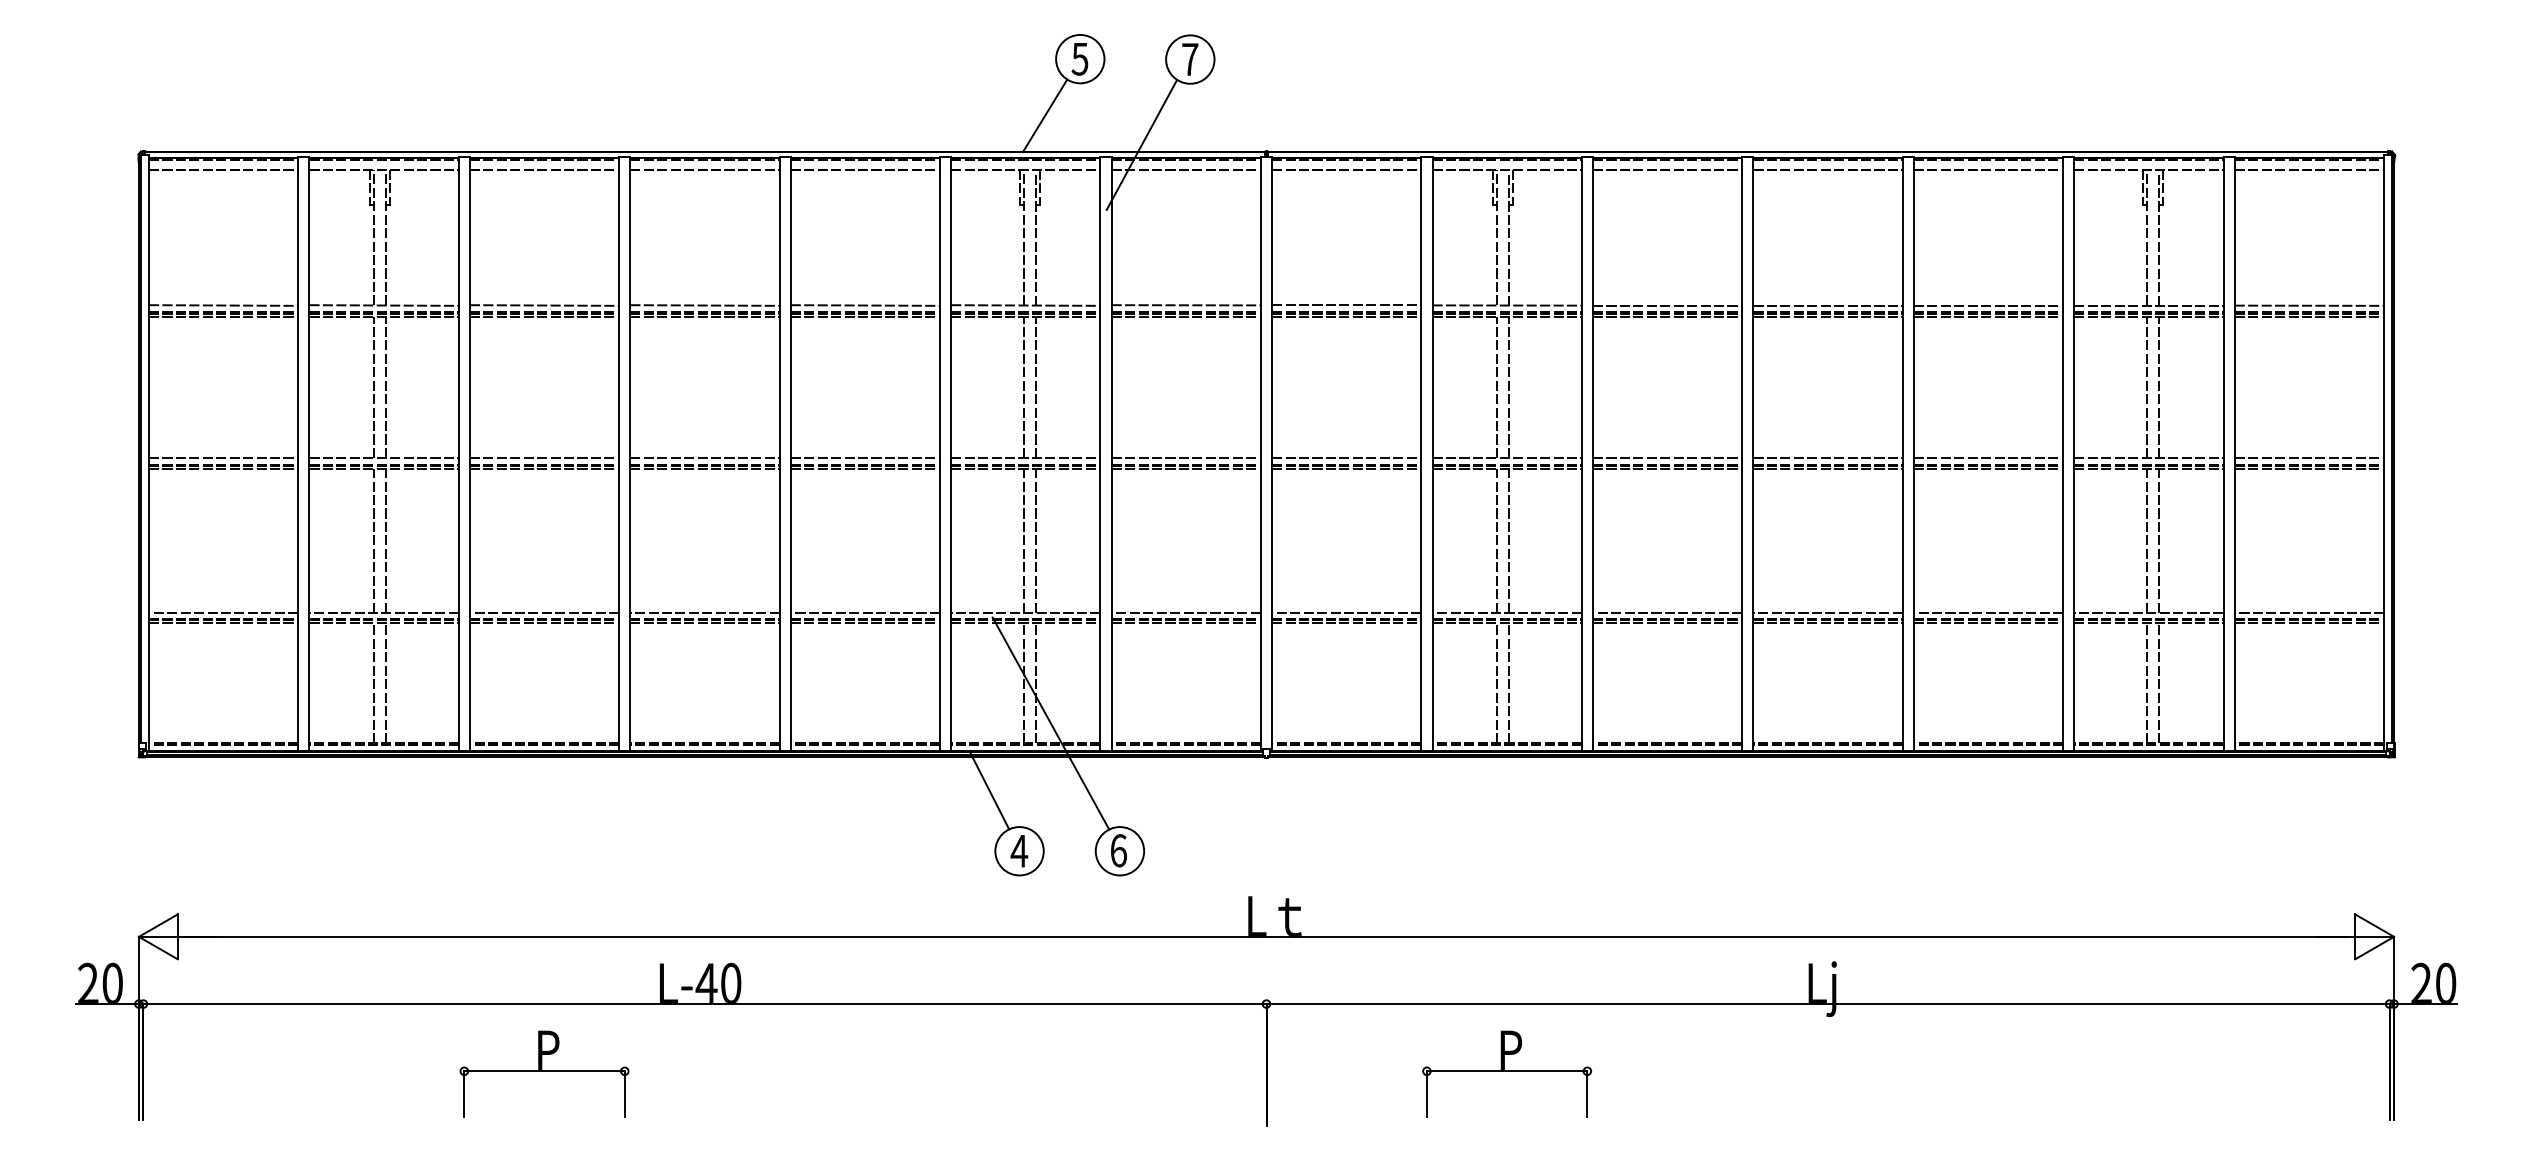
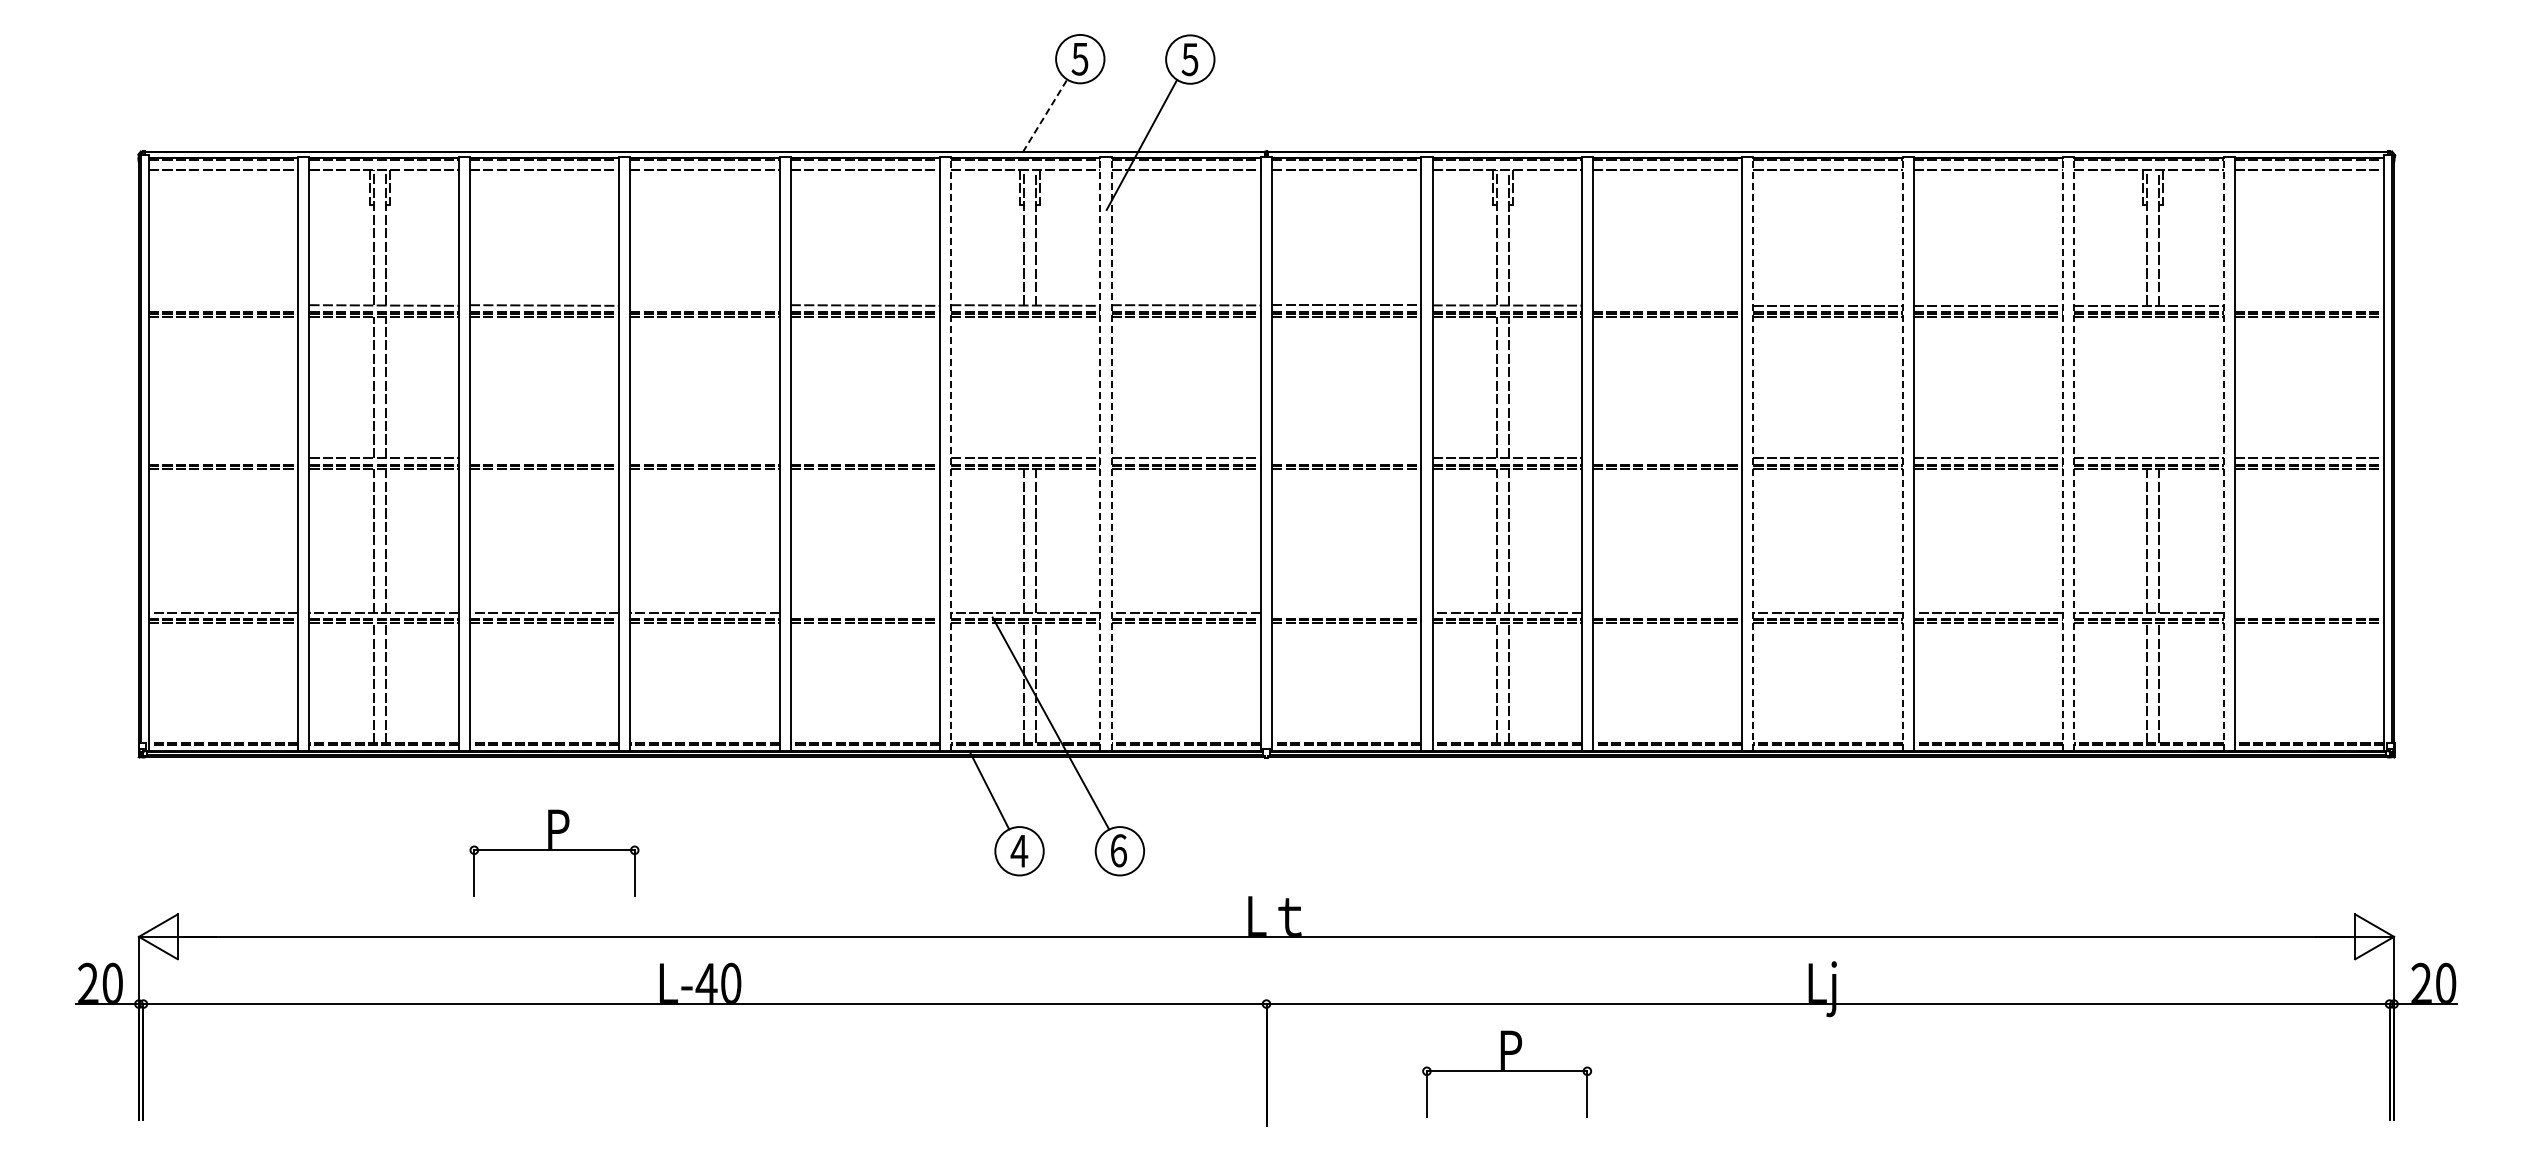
text: 7 -> 5 (1189, 59)
line: solid -> dashed (1045, 115)
line: present -> none (223, 305)
line: present -> none (704, 305)
line: present -> none (1667, 305)
line: present -> none (2308, 305)
line: present -> none (1023, 387)
line: present -> none (1036, 387)
line: present -> none (2146, 387)
line: present -> none (2159, 387)
line: solid -> dashed (951, 453)
line: solid -> dashed (1100, 453)
line: solid -> dashed (1111, 453)
line: solid -> dashed (1753, 453)
line: solid -> dashed (1902, 453)
line: solid -> dashed (2063, 453)
line: solid -> dashed (2074, 453)
line: solid -> dashed (2223, 453)
line: present -> none (223, 458)
line: present -> none (544, 458)
line: present -> none (704, 458)
line: present -> none (865, 458)
line: present -> none (1346, 458)
line: present -> none (1667, 458)
line: present -> none (865, 612)
line: present -> none (1346, 612)
line: present -> none (1667, 612)
line: present -> none (2308, 612)
part position: (544, 1073) -> (554, 852) (554, 852)
